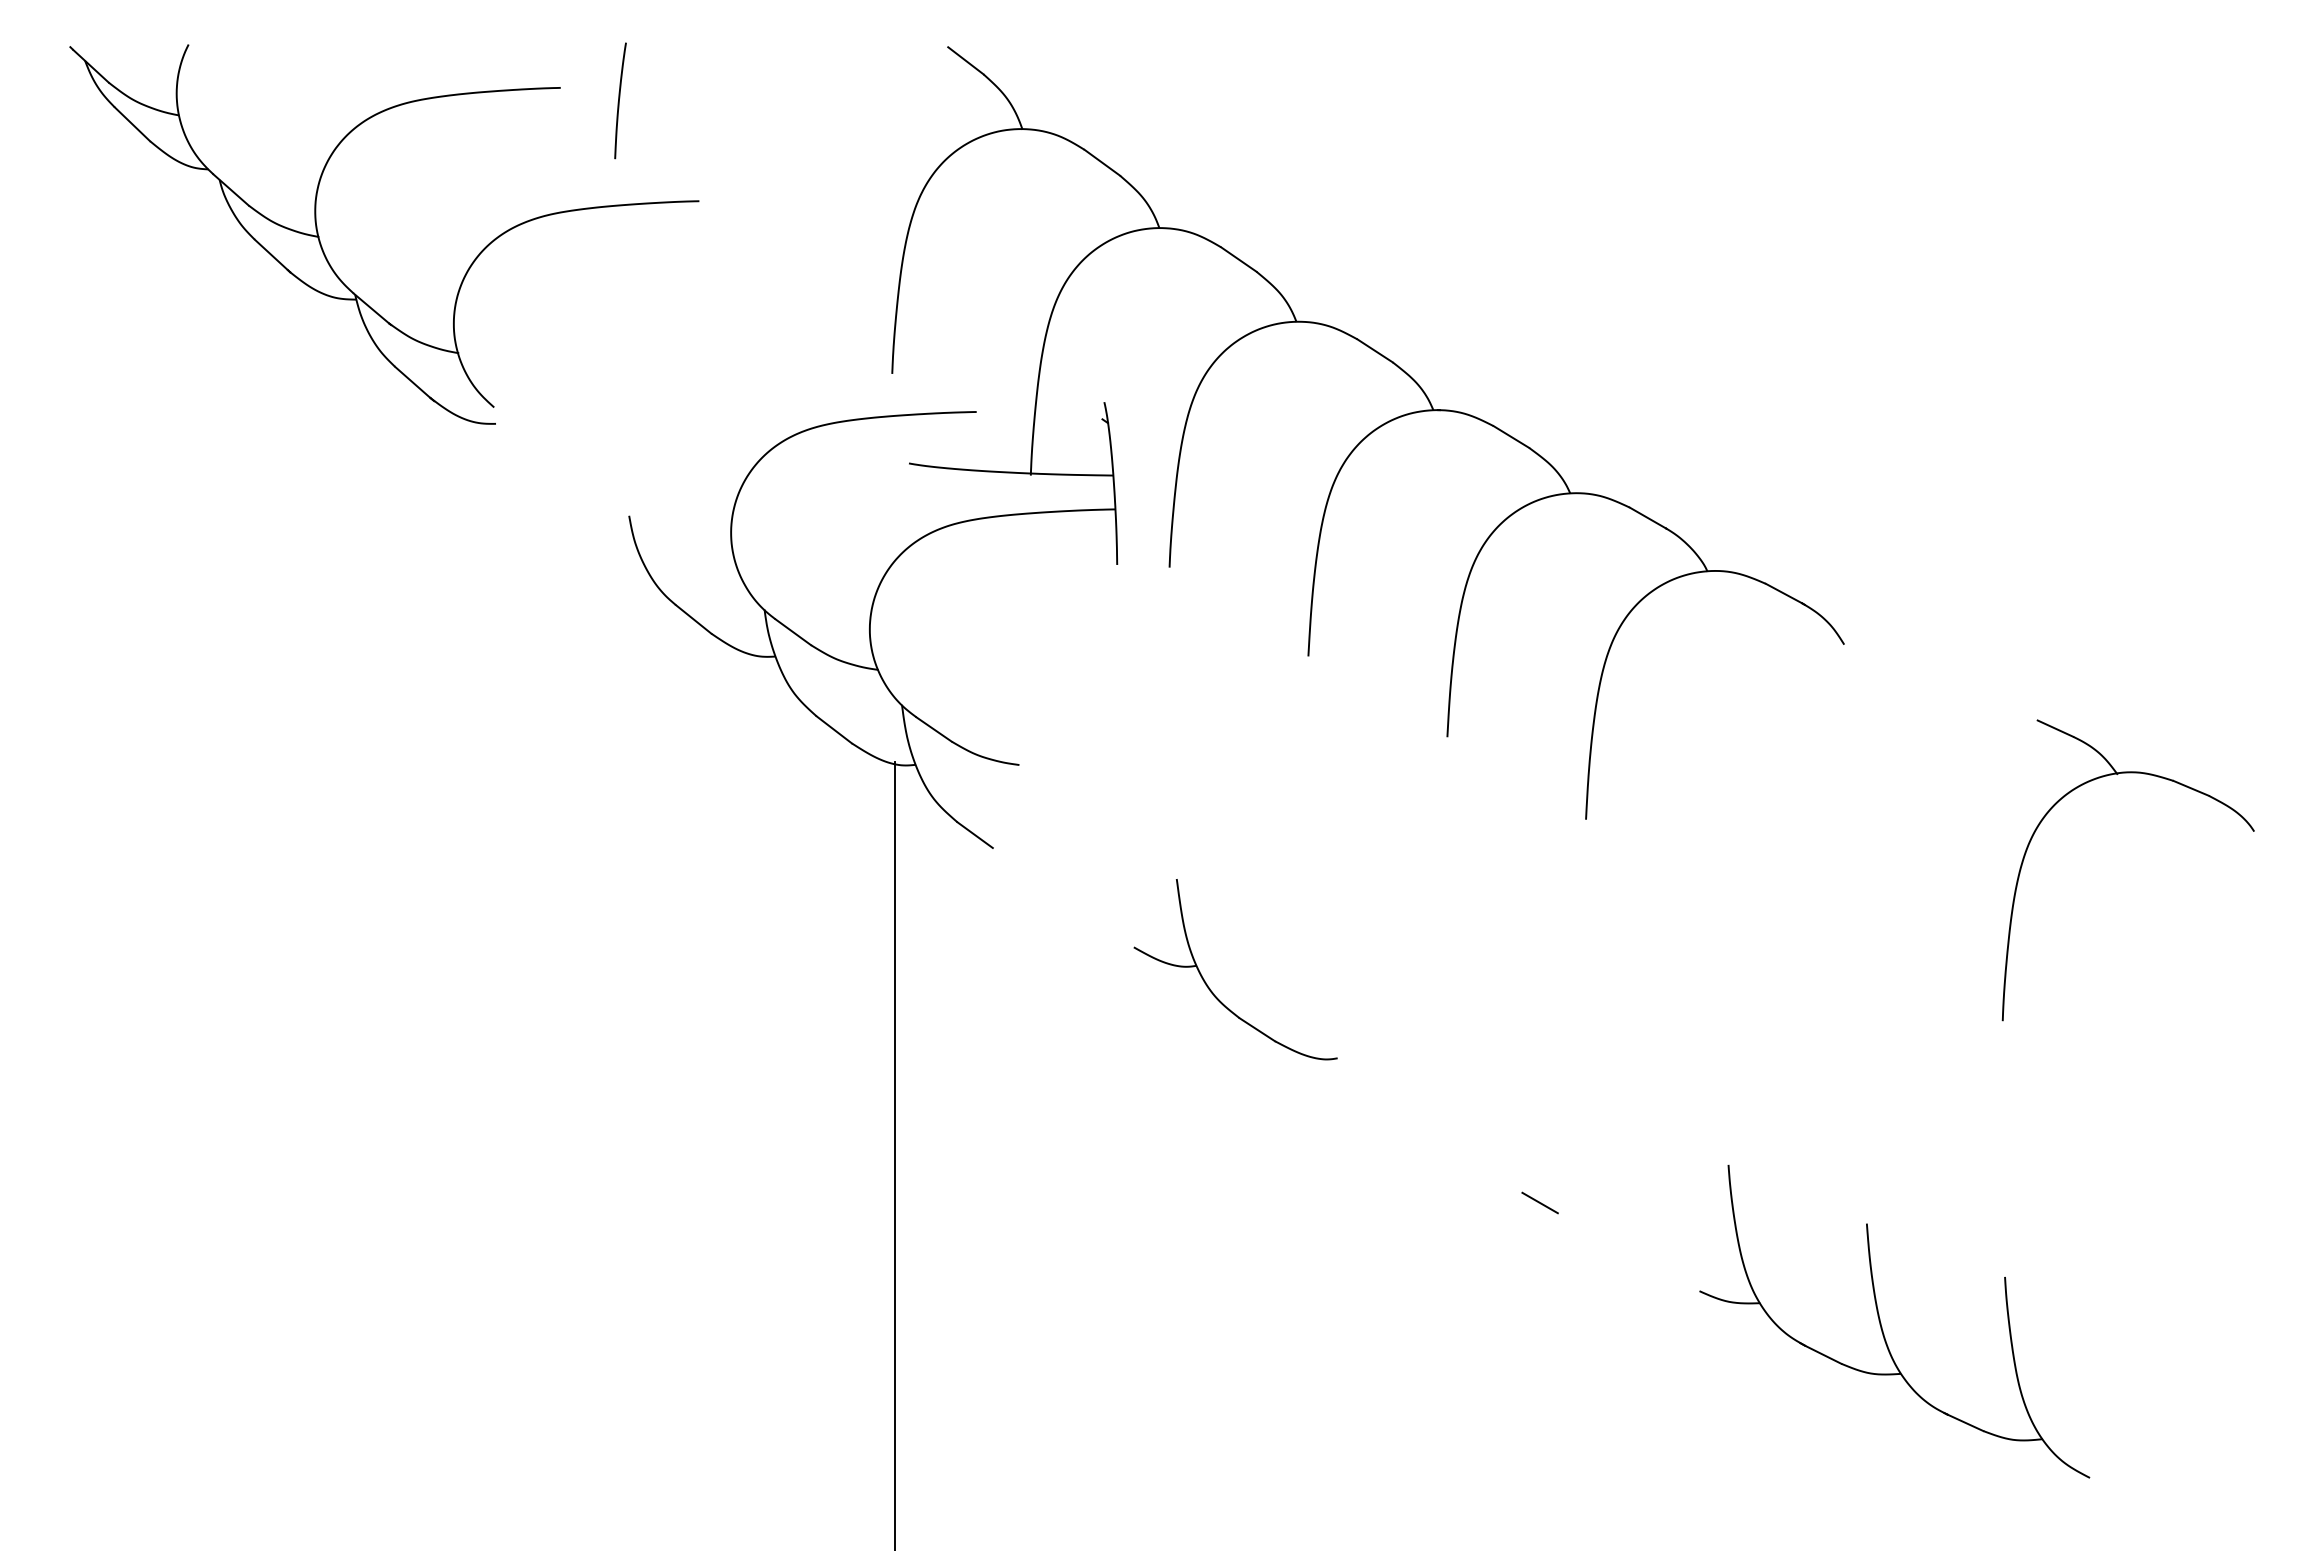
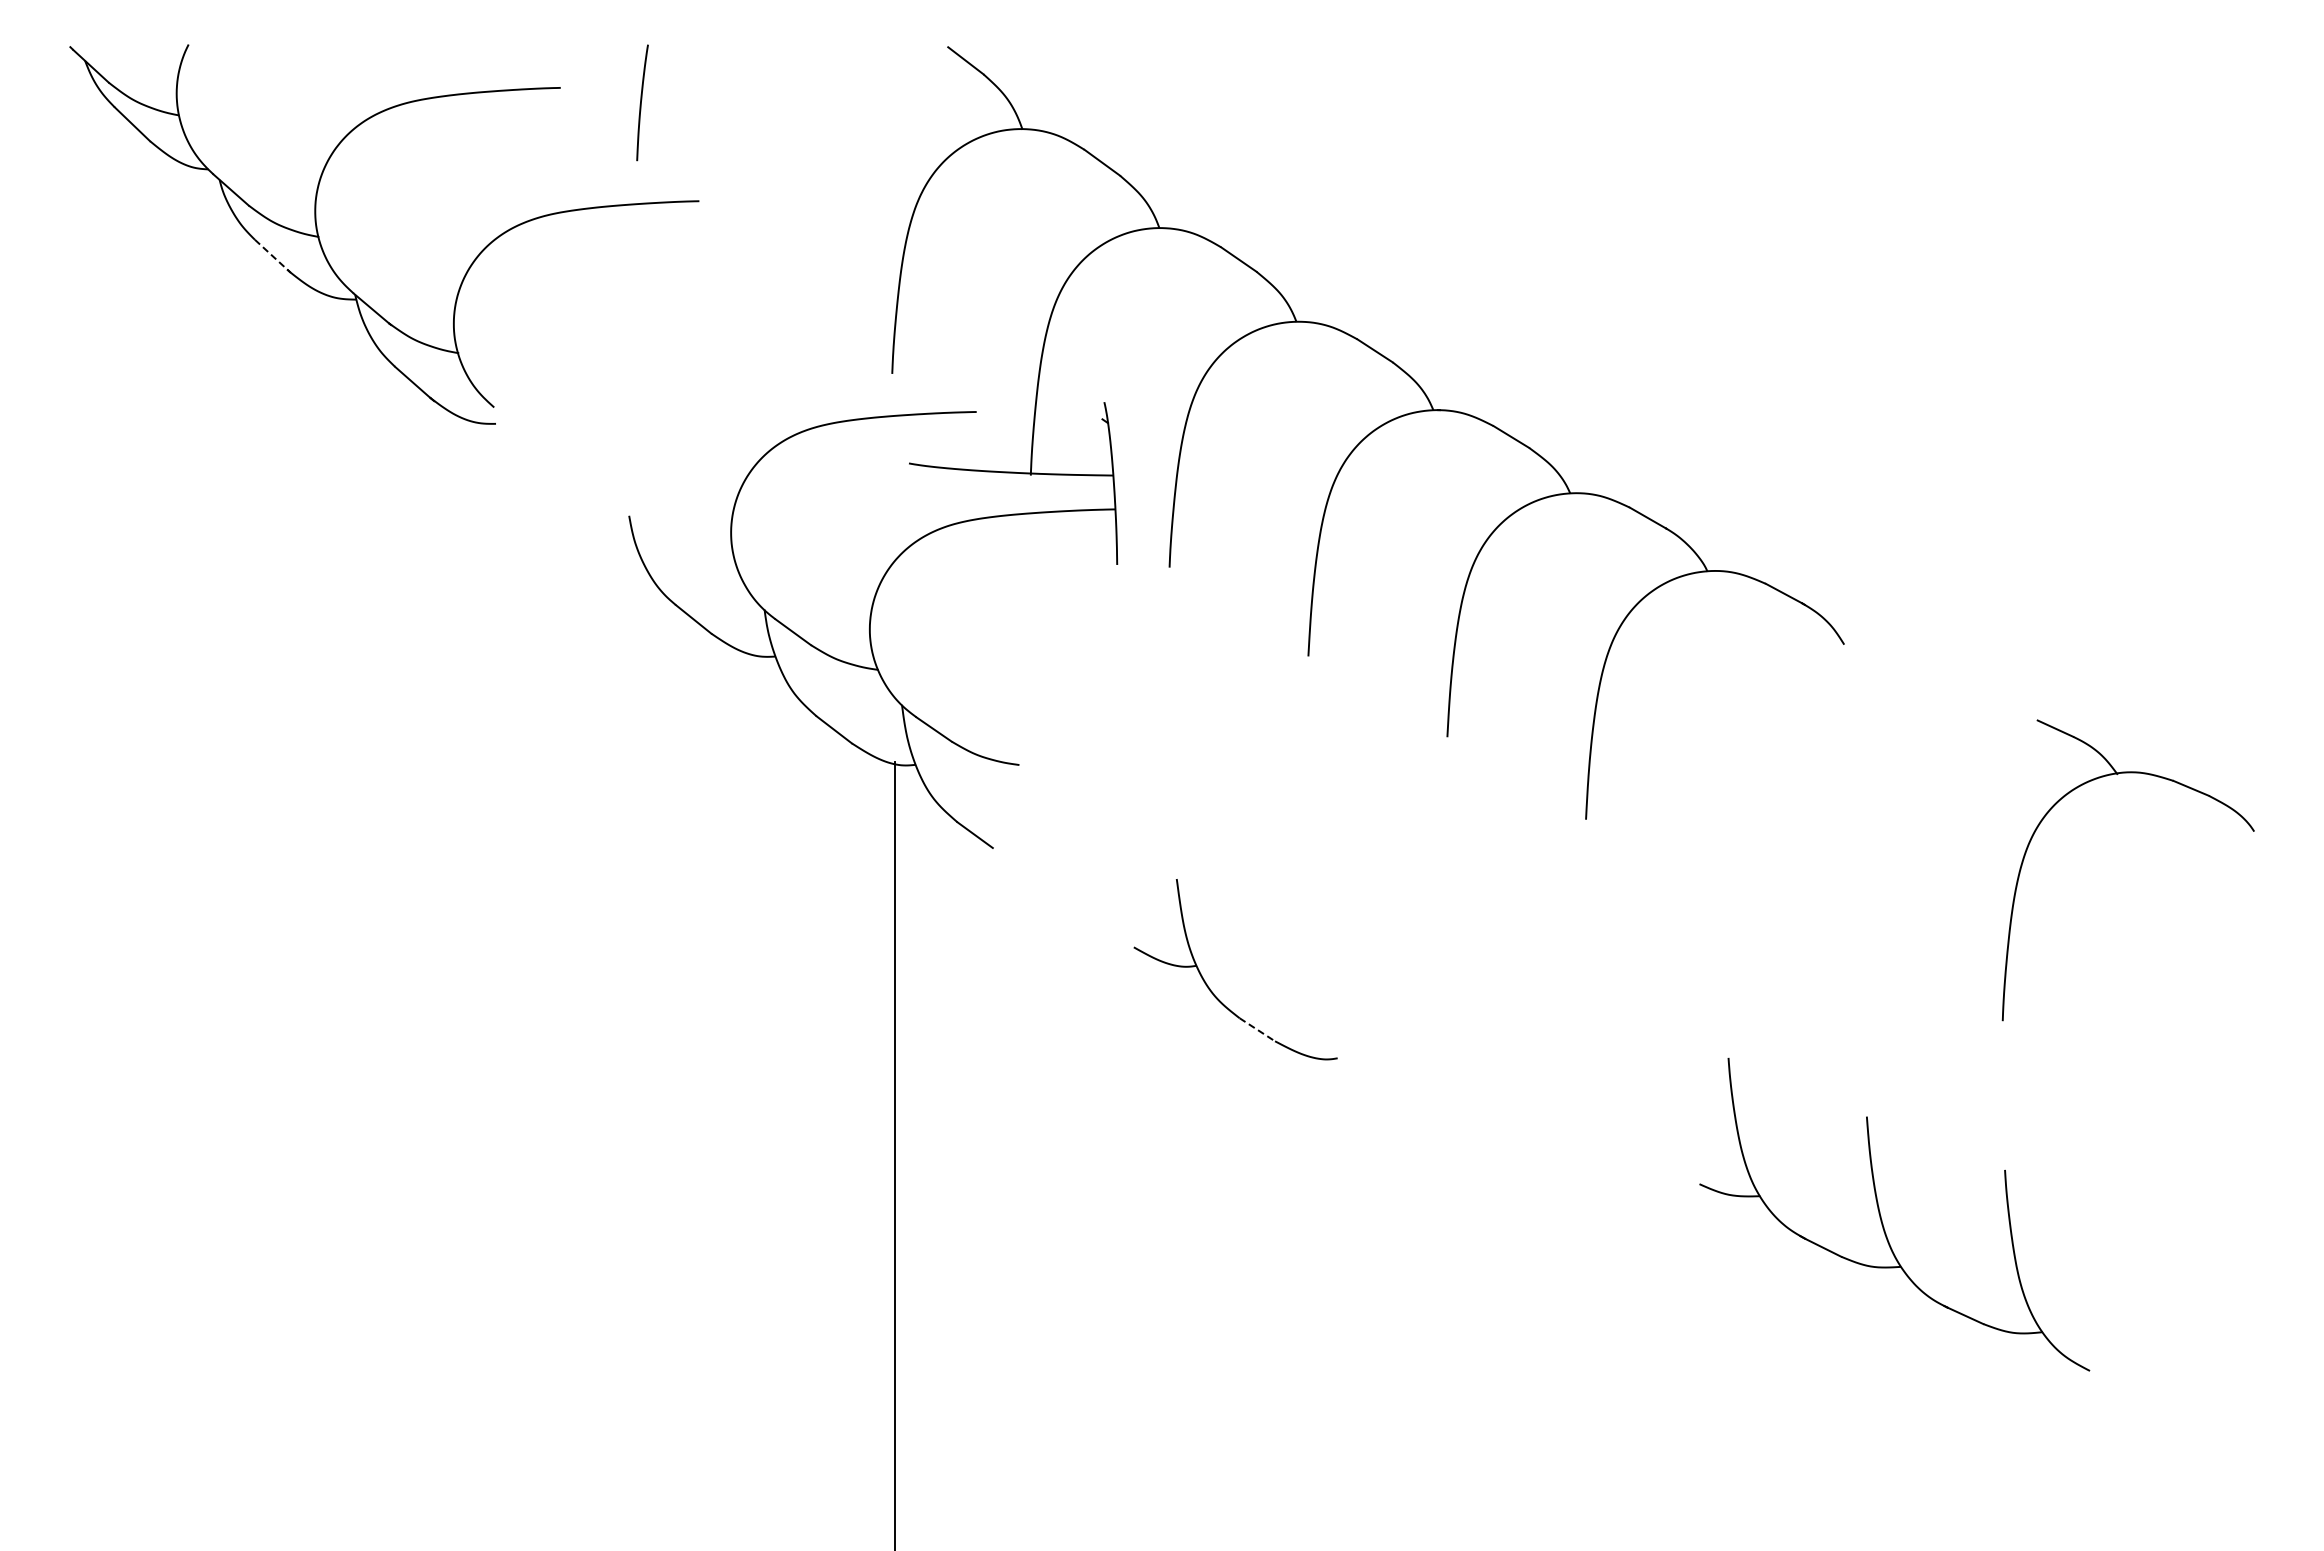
curve position: (619, 100) -> (641, 102) (641, 102)
line: solid -> dashed (272, 256)
line: solid -> dashed (1257, 1030)
line: present -> none (1539, 1202)
part position: (1882, 1326) -> (1882, 1219) (1882, 1219)
